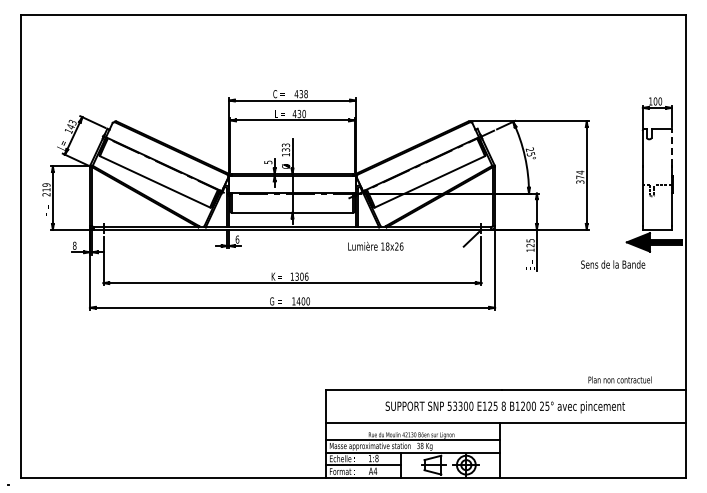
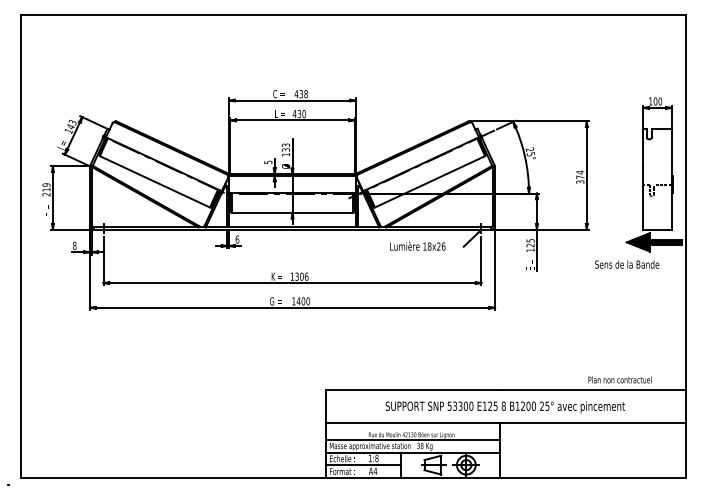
line: dashed -> solid (671, 146)
text position: (375, 245) -> (417, 245) (417, 245)
text position: (613, 264) -> (627, 264) (627, 264)
